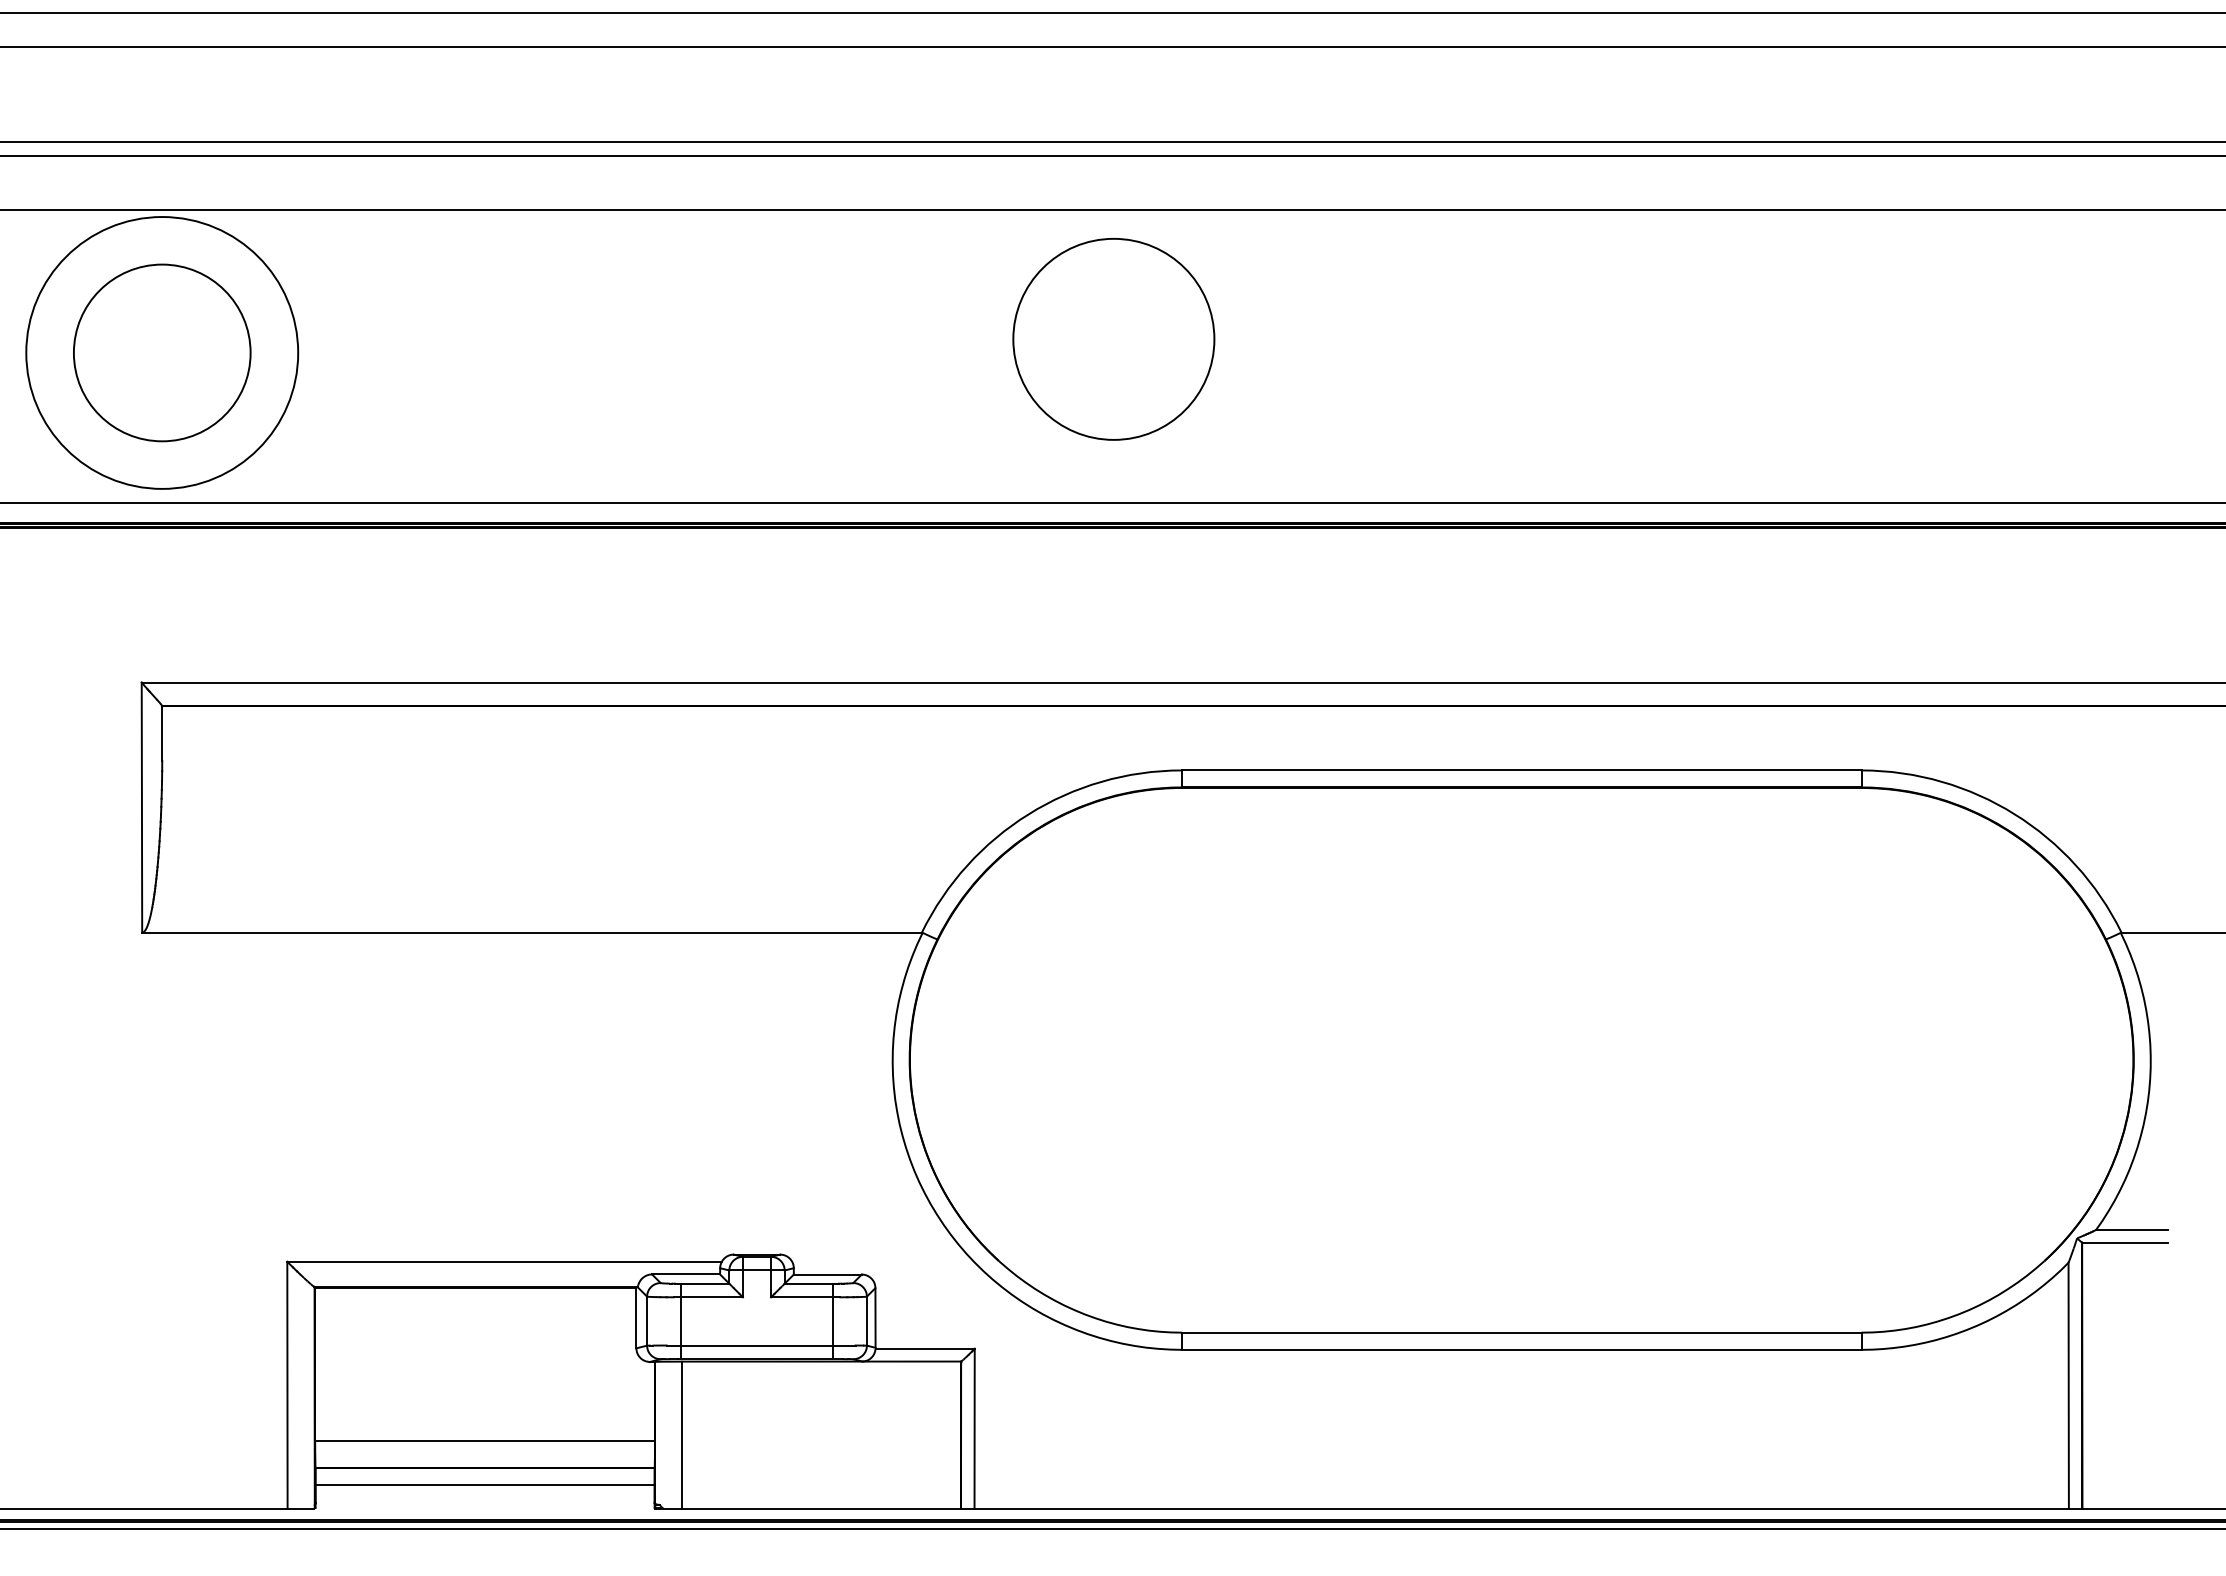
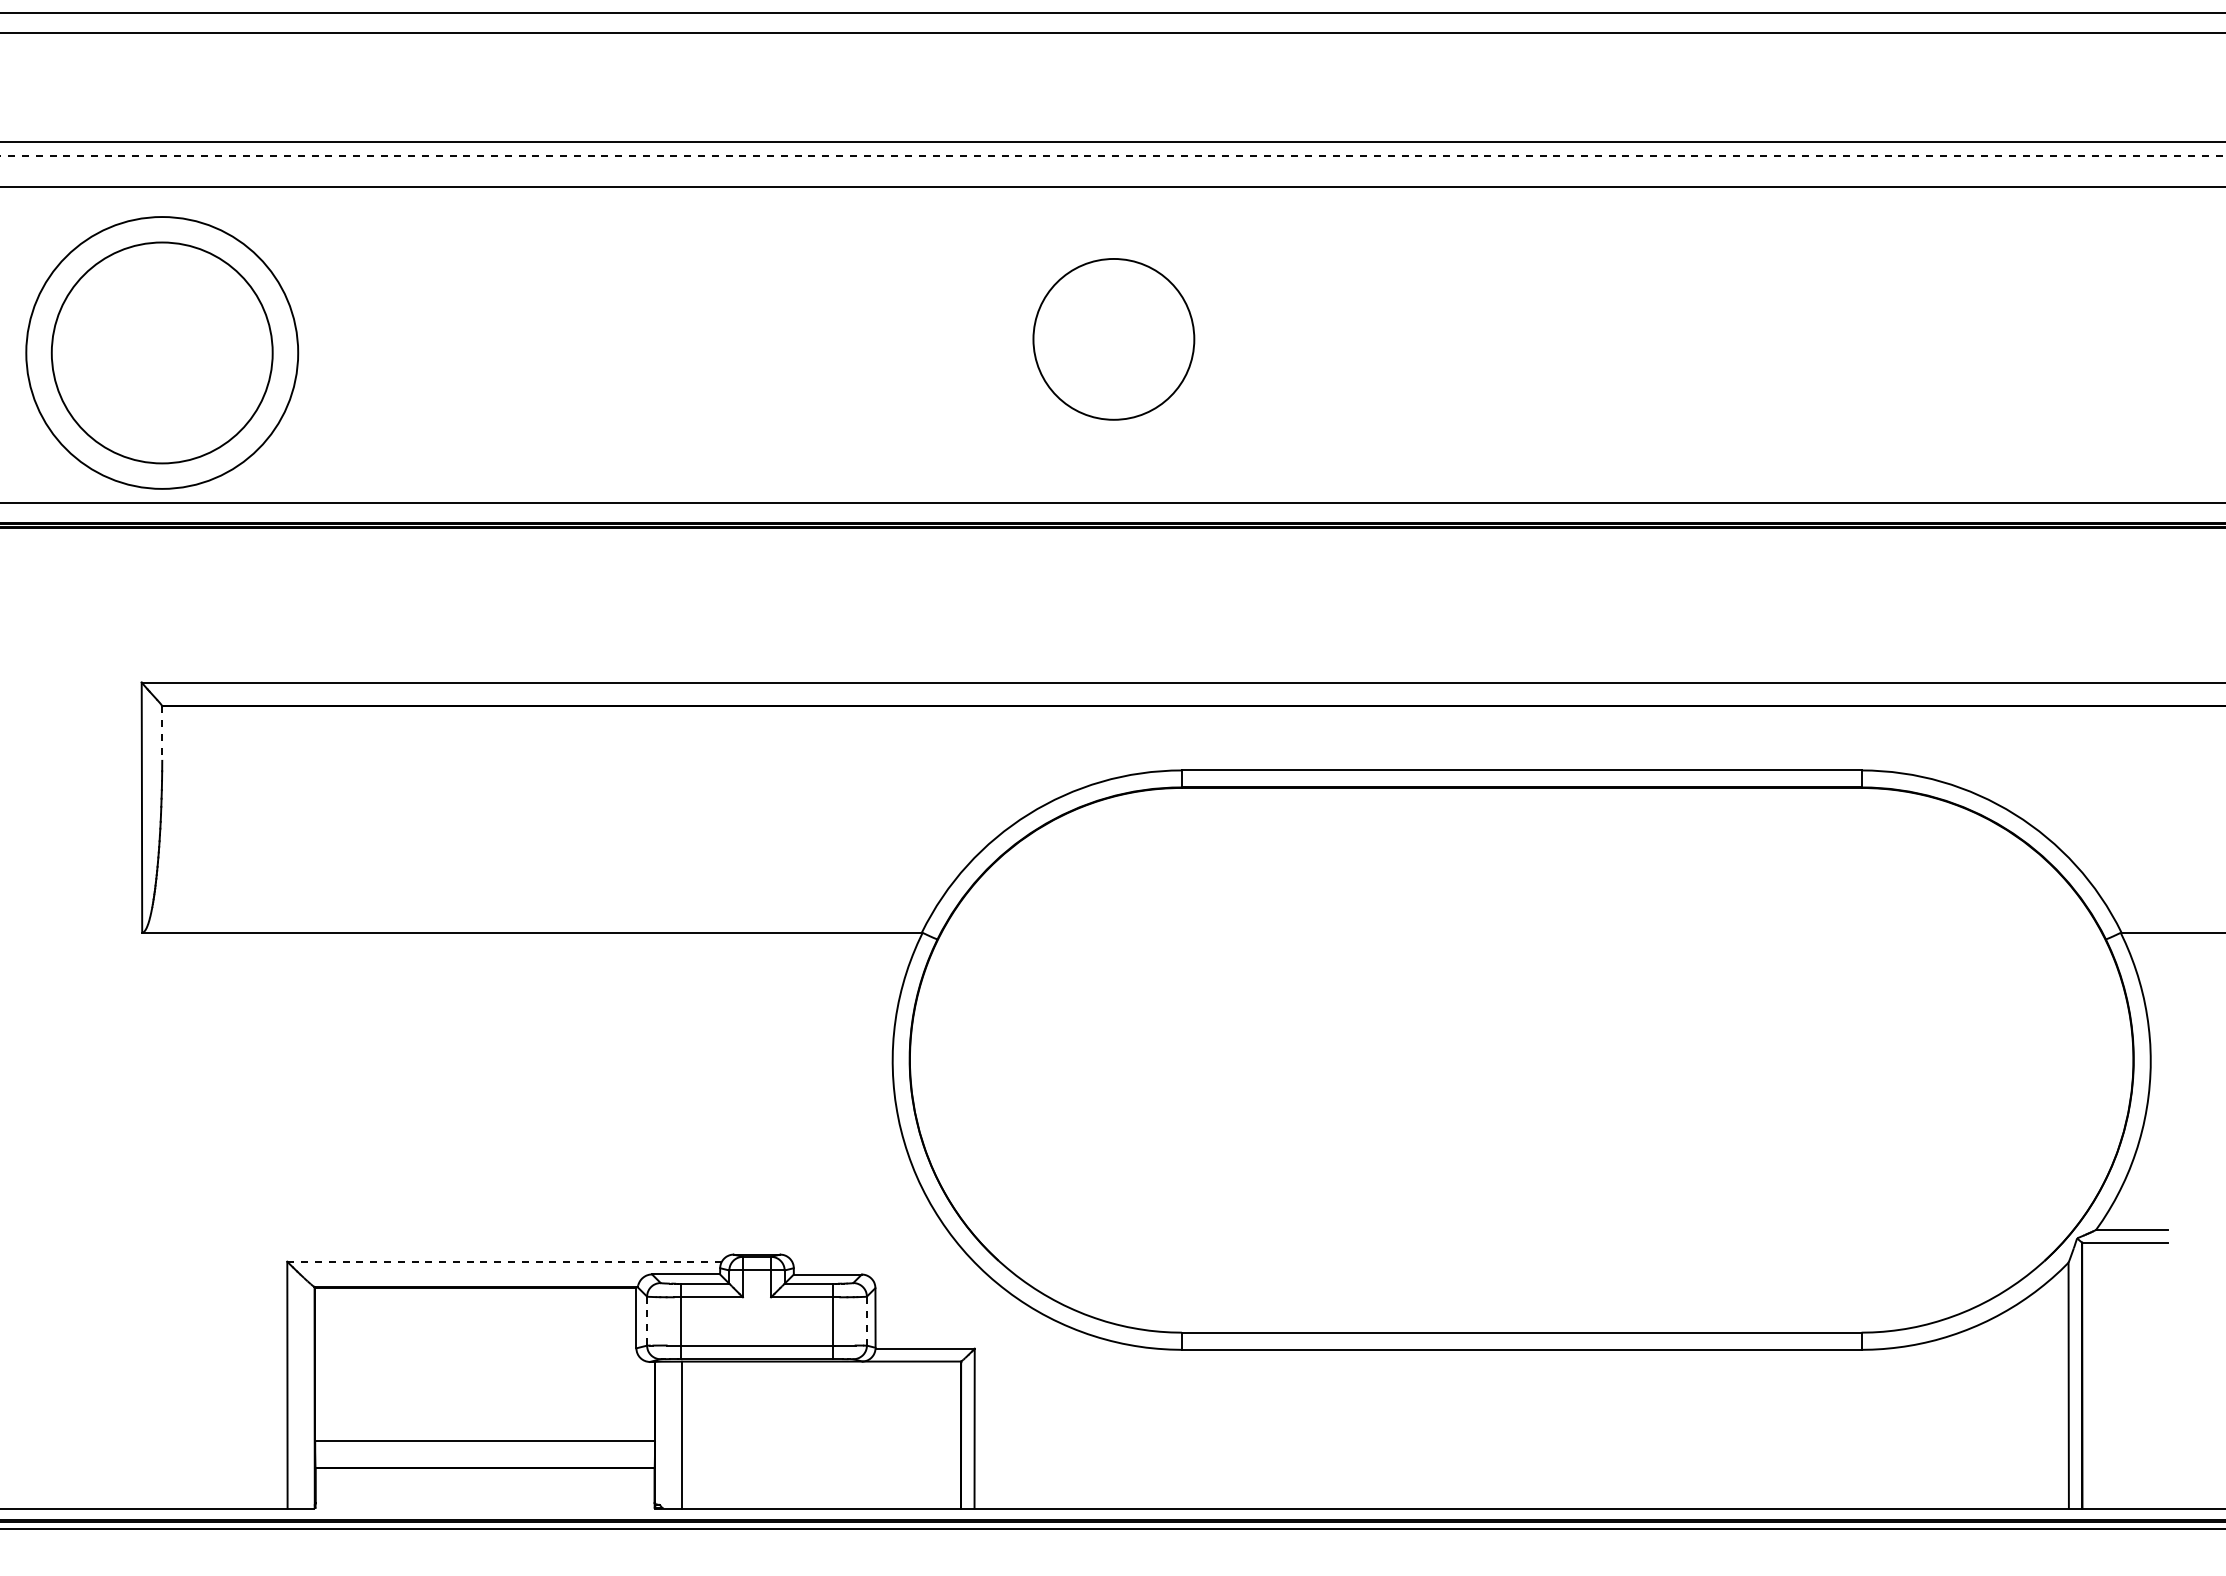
line position: (1112, 47) -> (1112, 33) (1112, 33)
line: solid -> dashed (1113, 155)
line position: (1112, 210) -> (1112, 187) (1112, 187)
circle size: 204x203 px -> 164x163 px (1113, 339)
circle diameter: 177 px -> 221 px (161, 352)
line: solid -> dashed (162, 734)
line: solid -> dashed (505, 1261)
line: solid -> dashed (647, 1321)
line: solid -> dashed (866, 1321)
line: present -> none (484, 1484)
